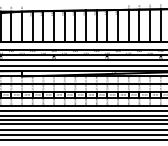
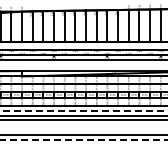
line: present -> none (83, 65)
line: solid -> dashed (84, 111)
line: present -> none (83, 124)
line: present -> none (83, 129)
line: solid -> dashed (84, 140)
